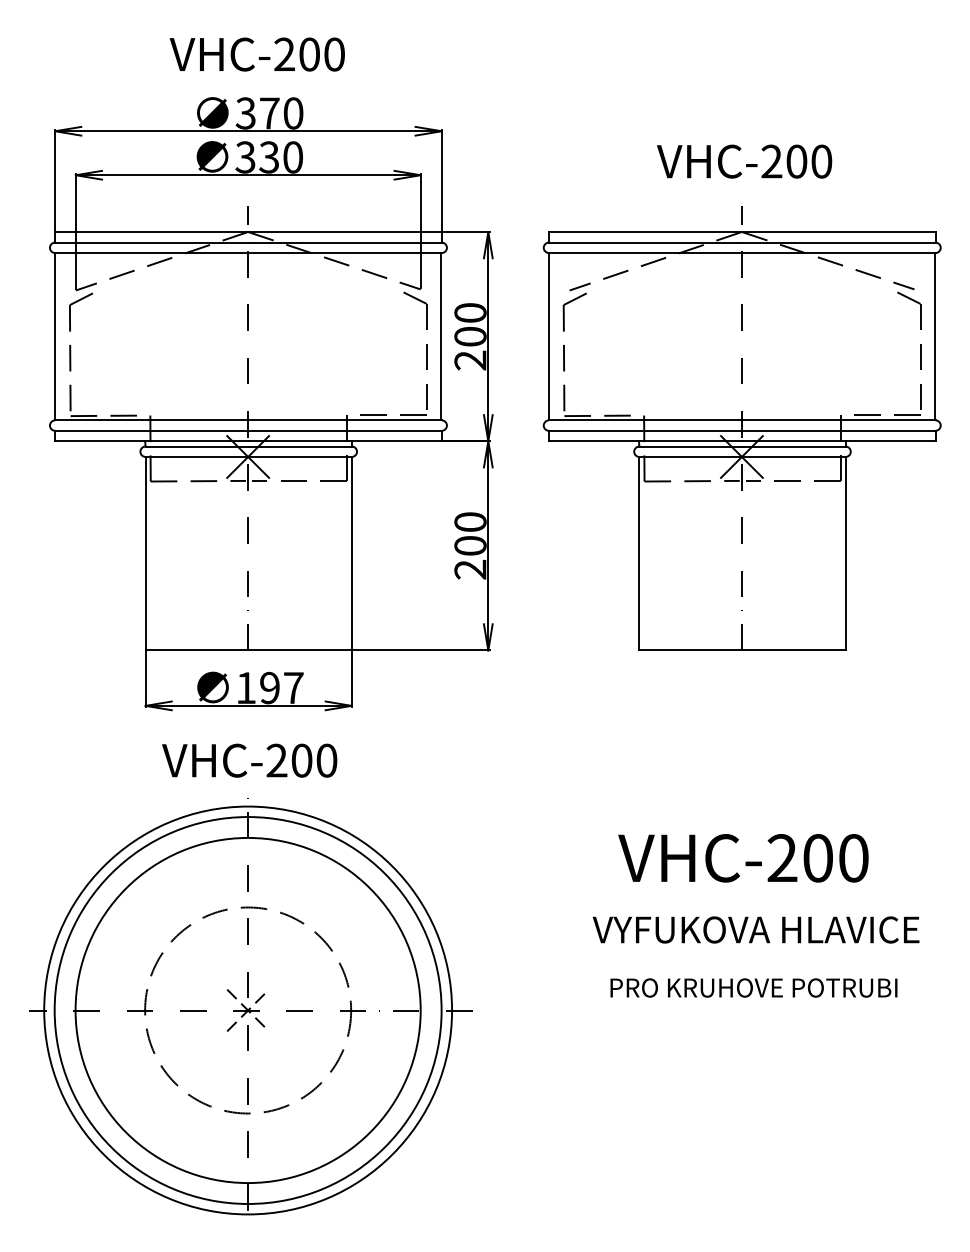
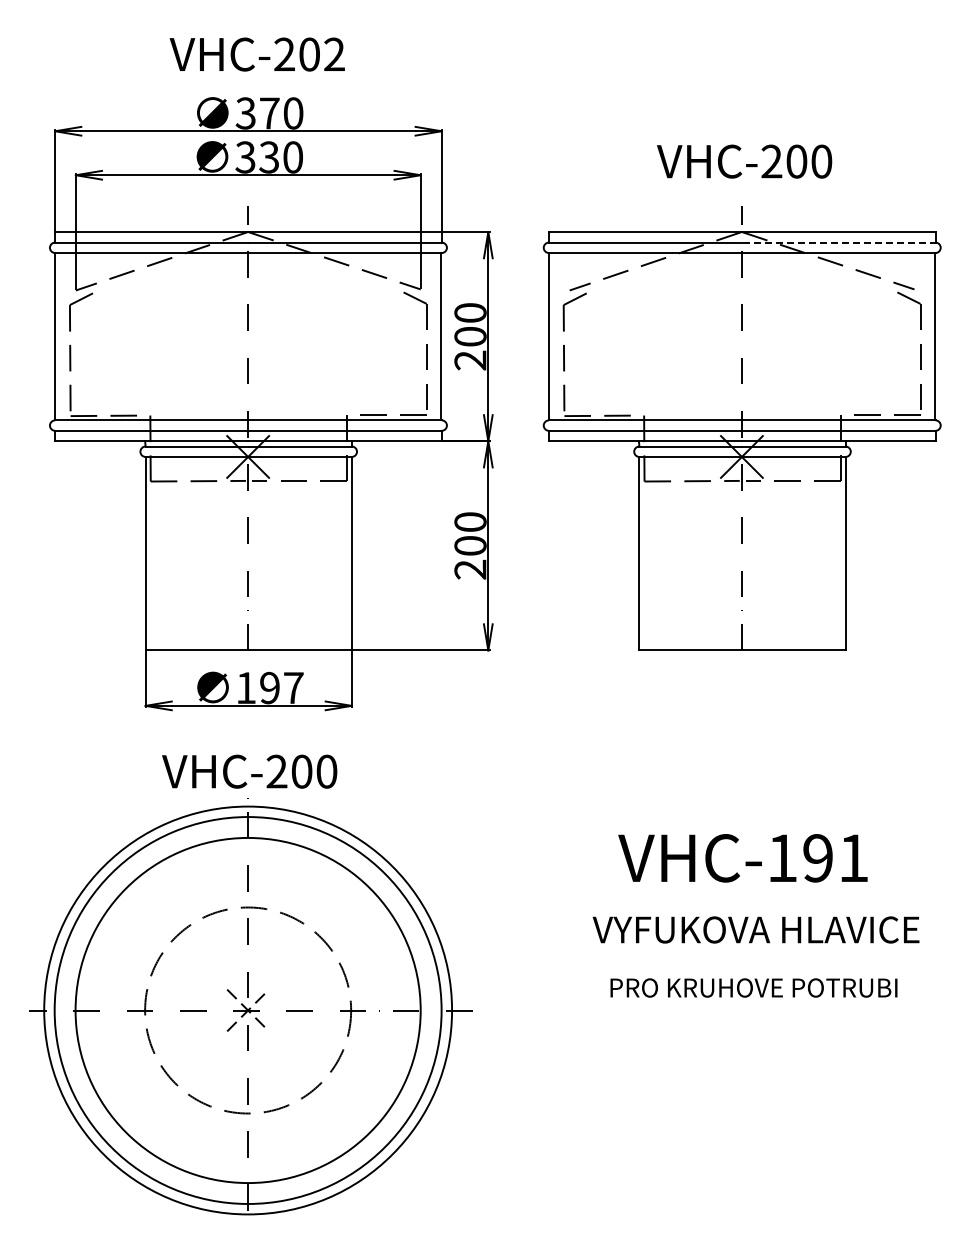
text: VHC-200 -> VHC-202 (334, 54)
line: solid -> dashed (839, 242)
text position: (249, 760) -> (249, 771) (249, 771)
text: VHC-200 -> VHC-191 (817, 858)
